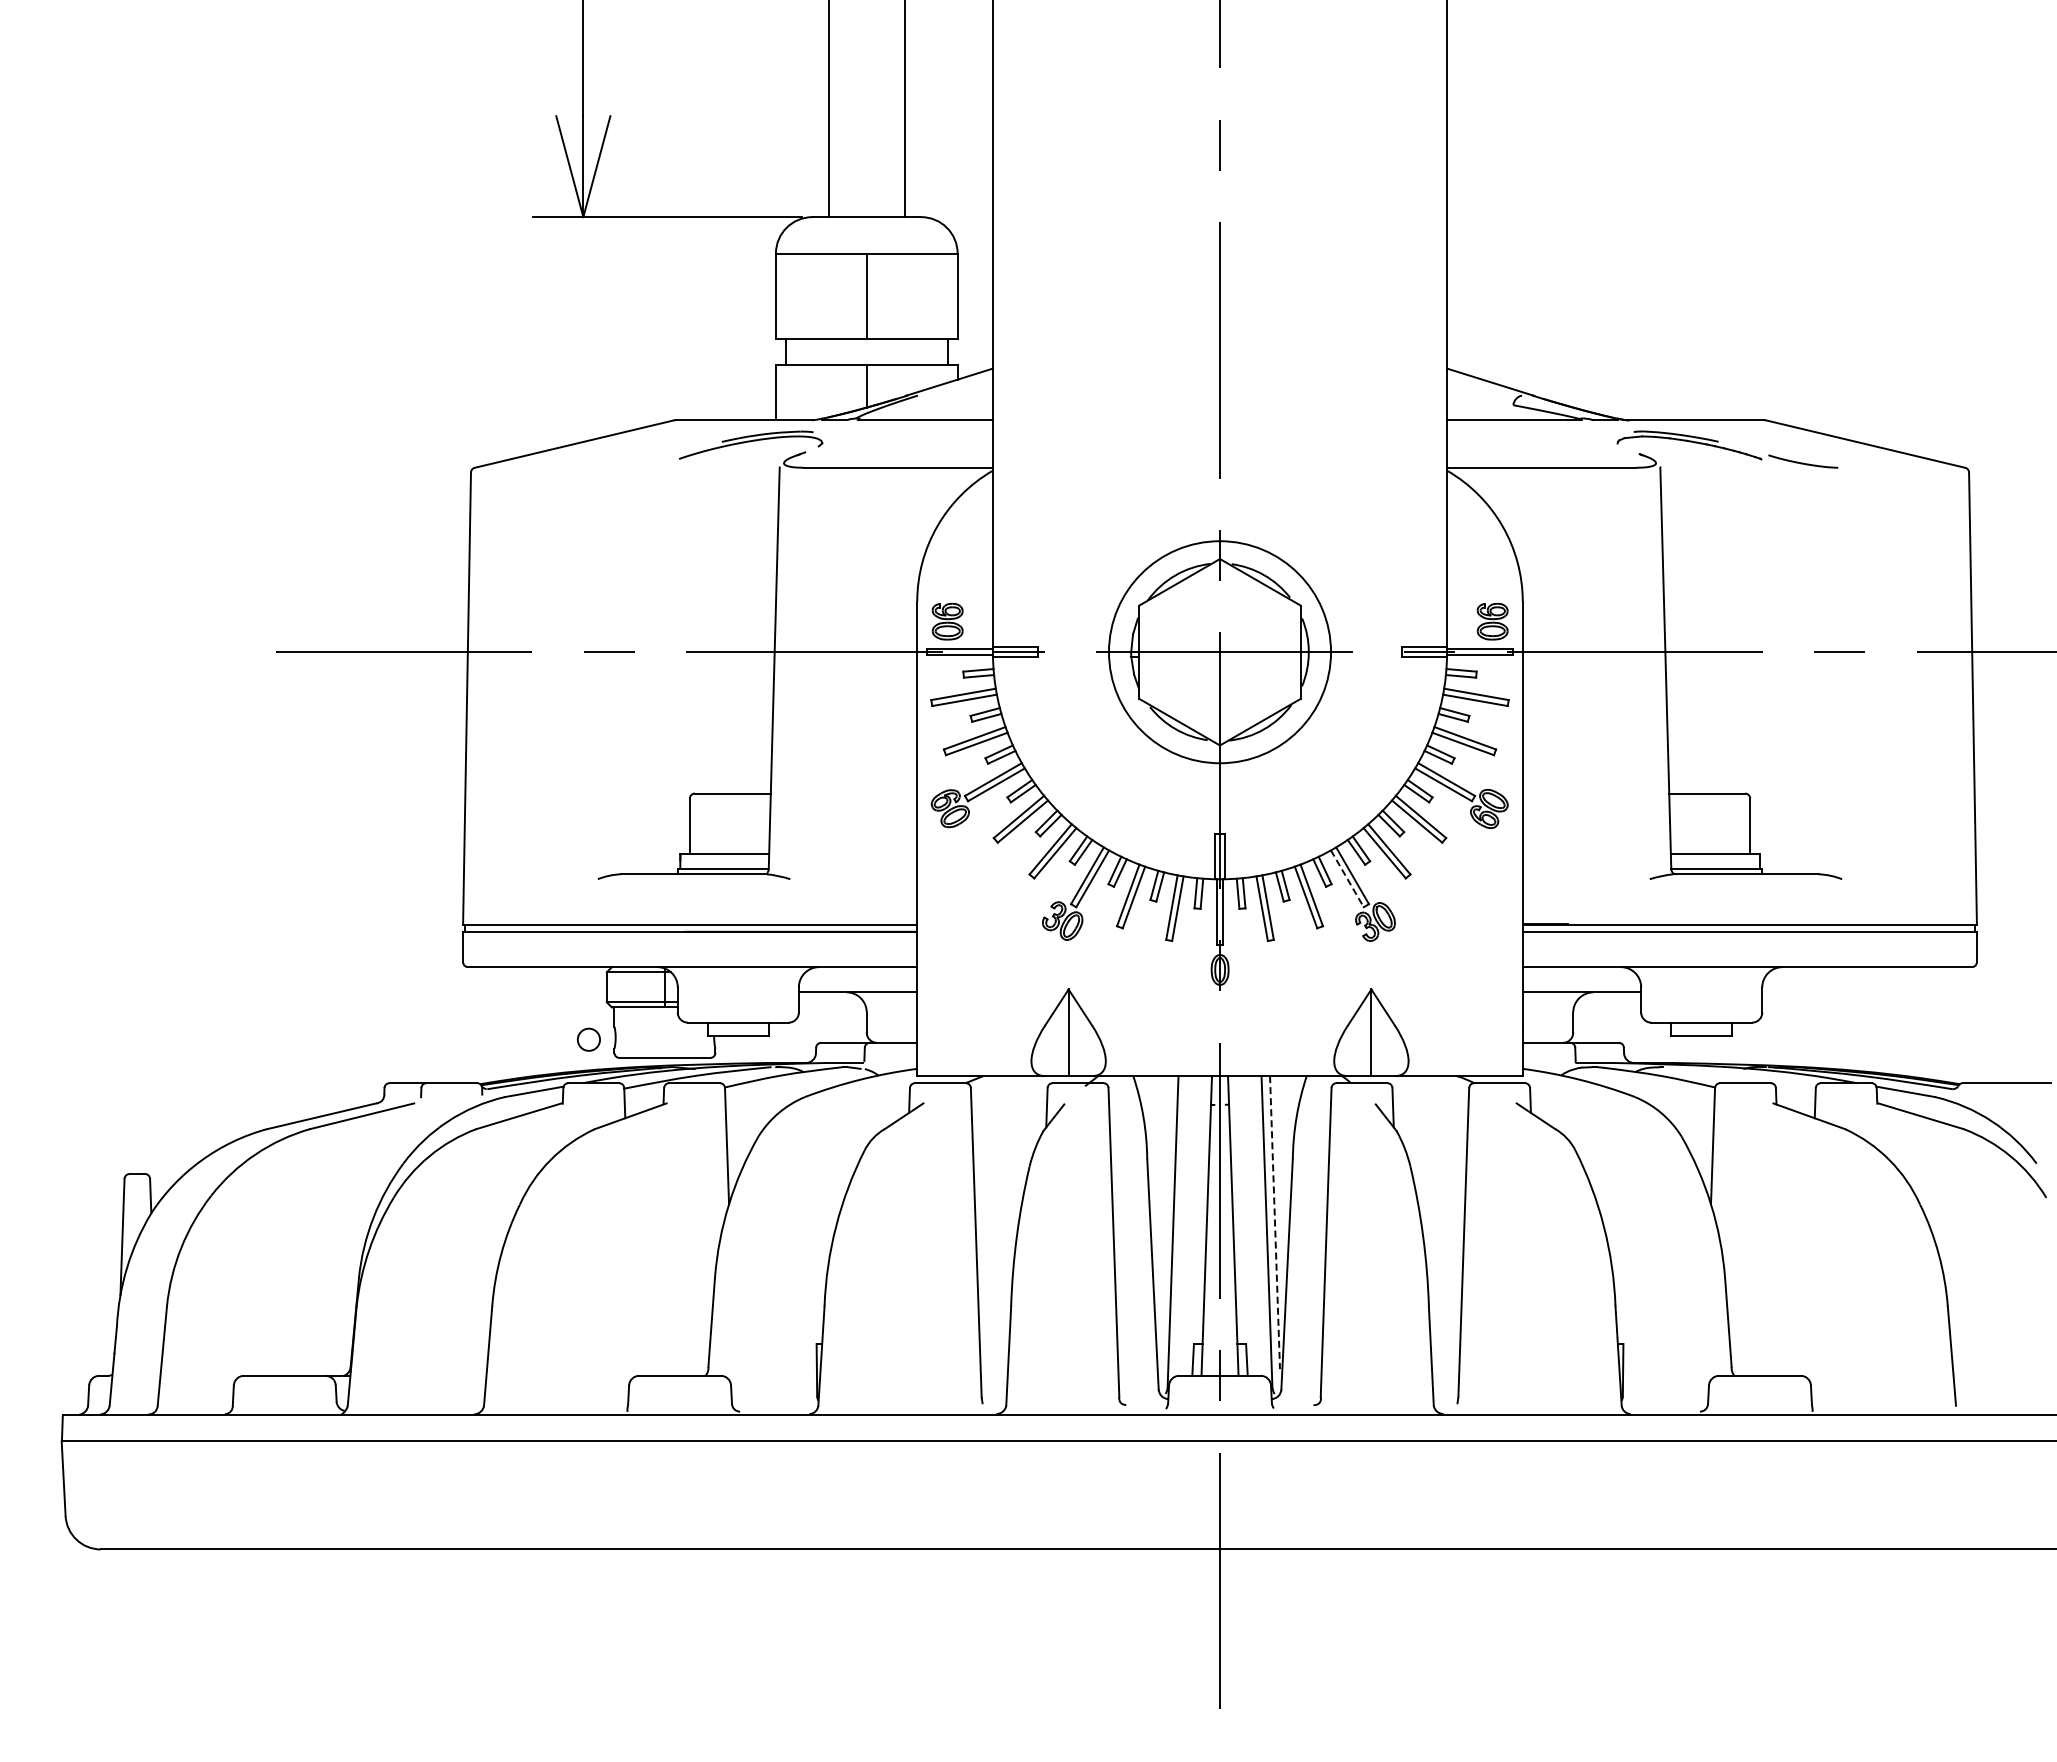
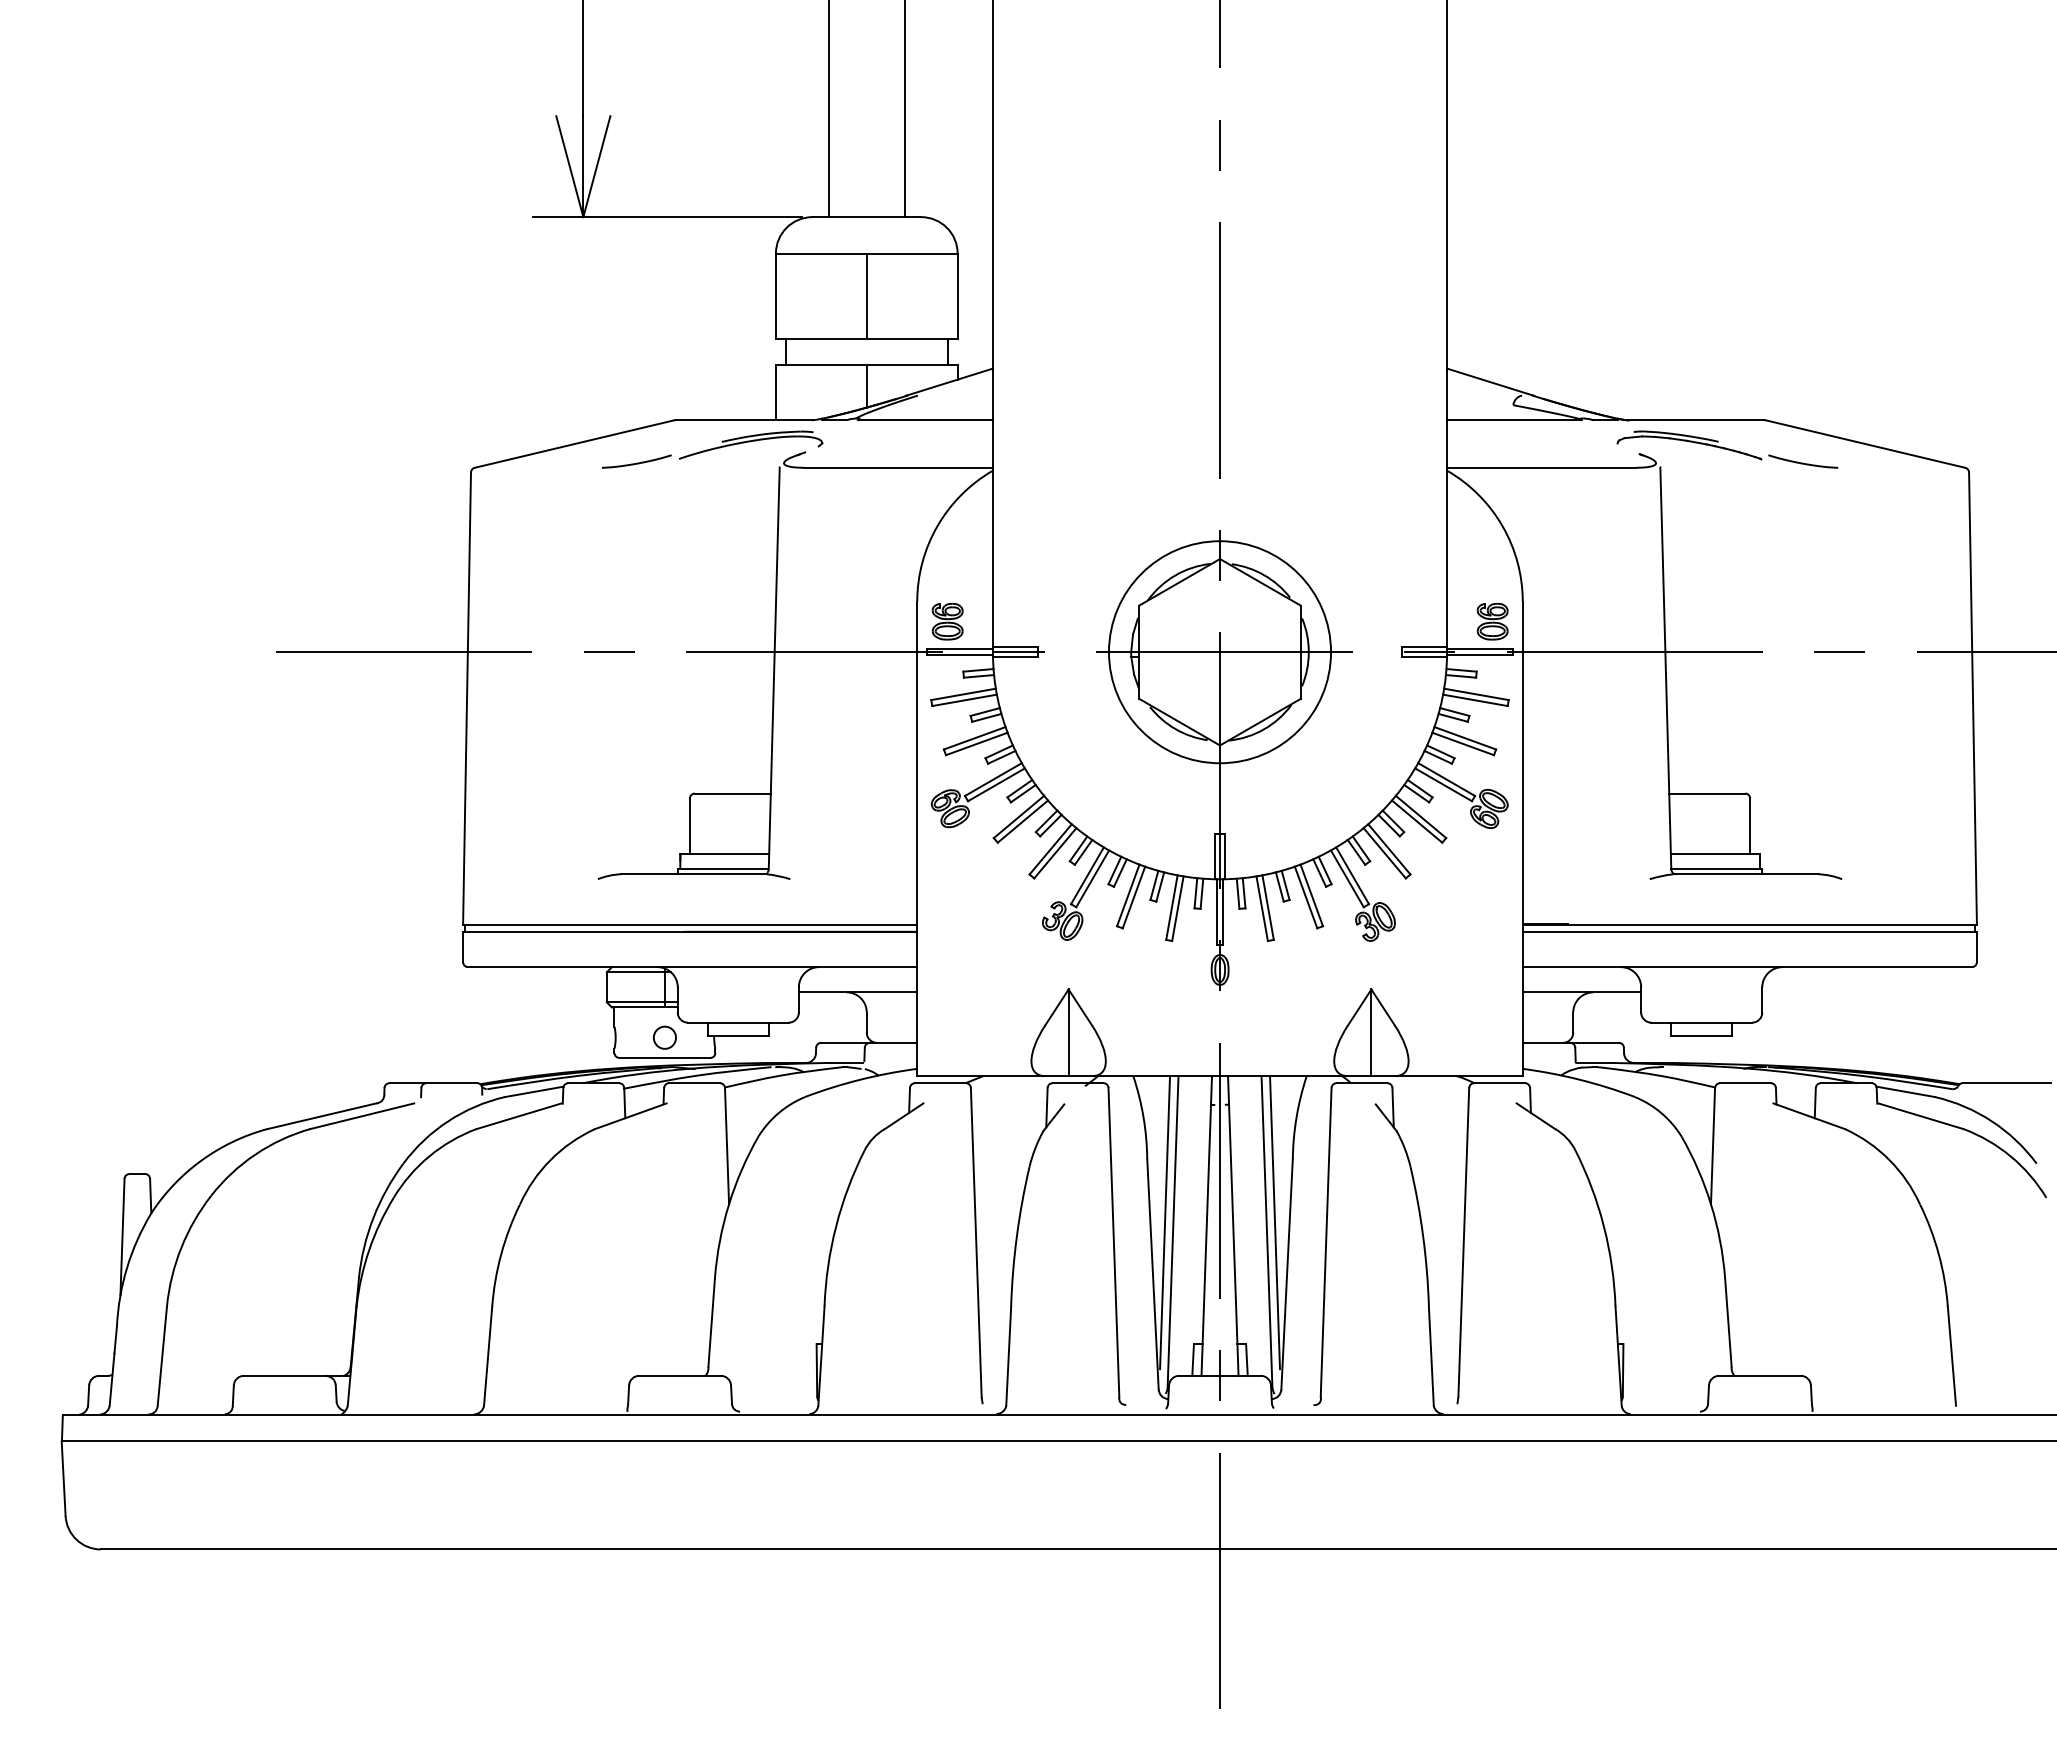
curve: none -> present (636, 462)
line: dashed -> solid (1347, 878)
circle position: (588, 1039) -> (664, 1037) (664, 1037)
line: none -> present (1165, 1222)
line: dashed -> solid (1275, 1222)
